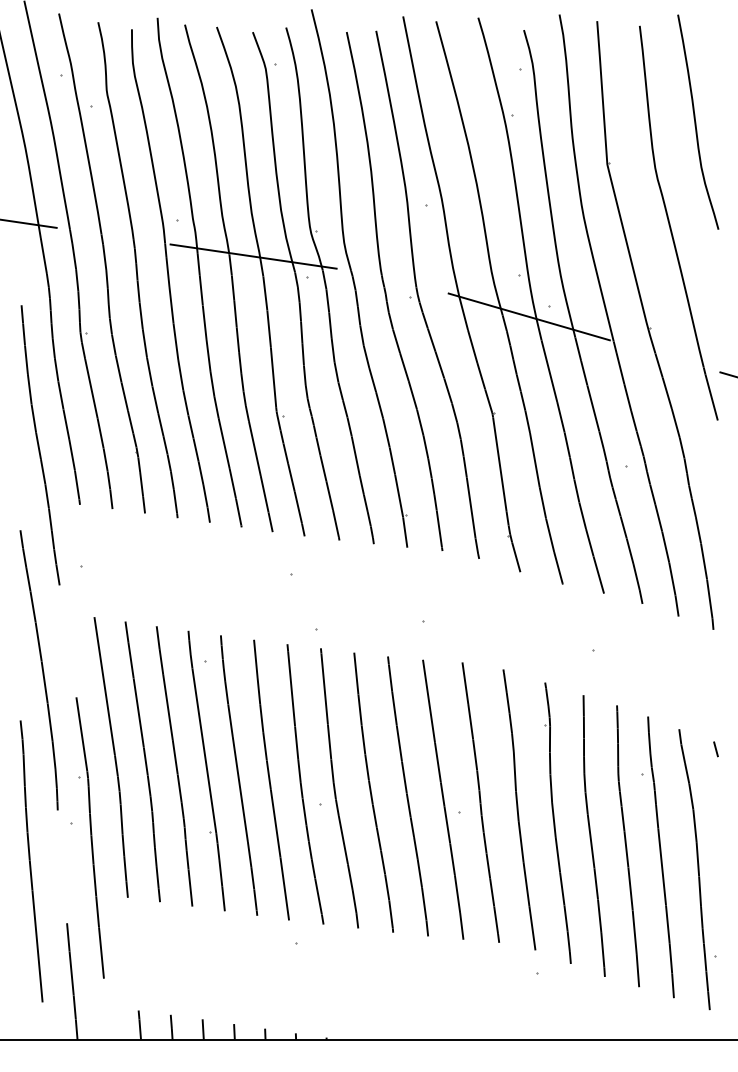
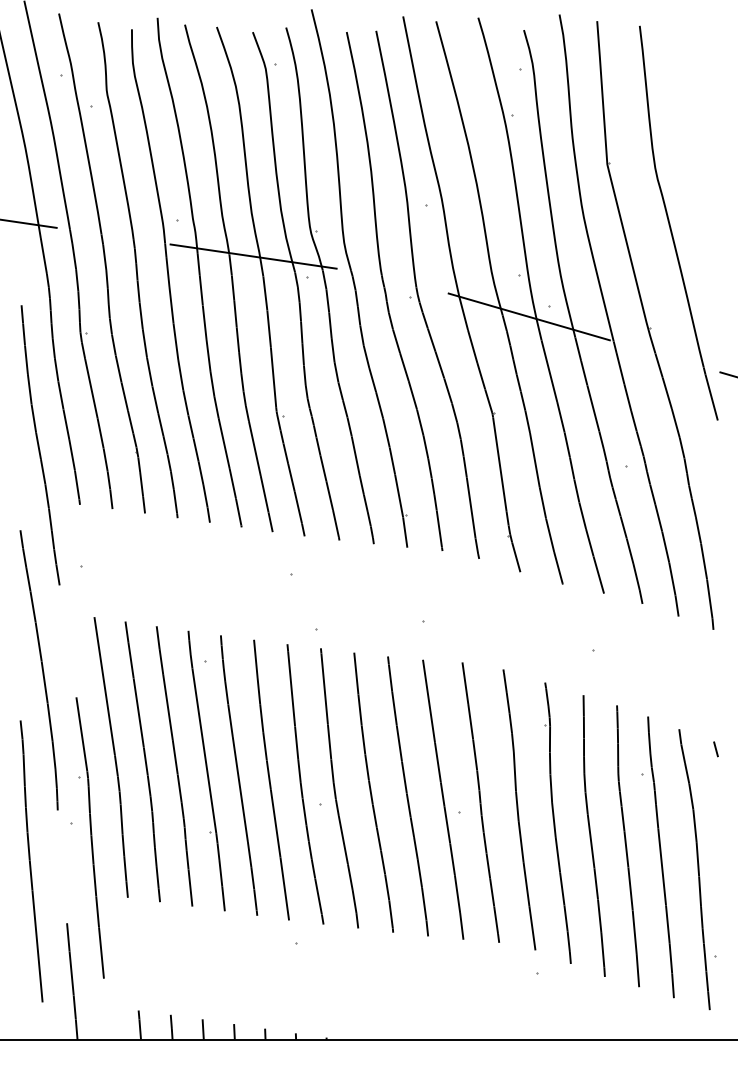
curve: present -> none (696, 121)
